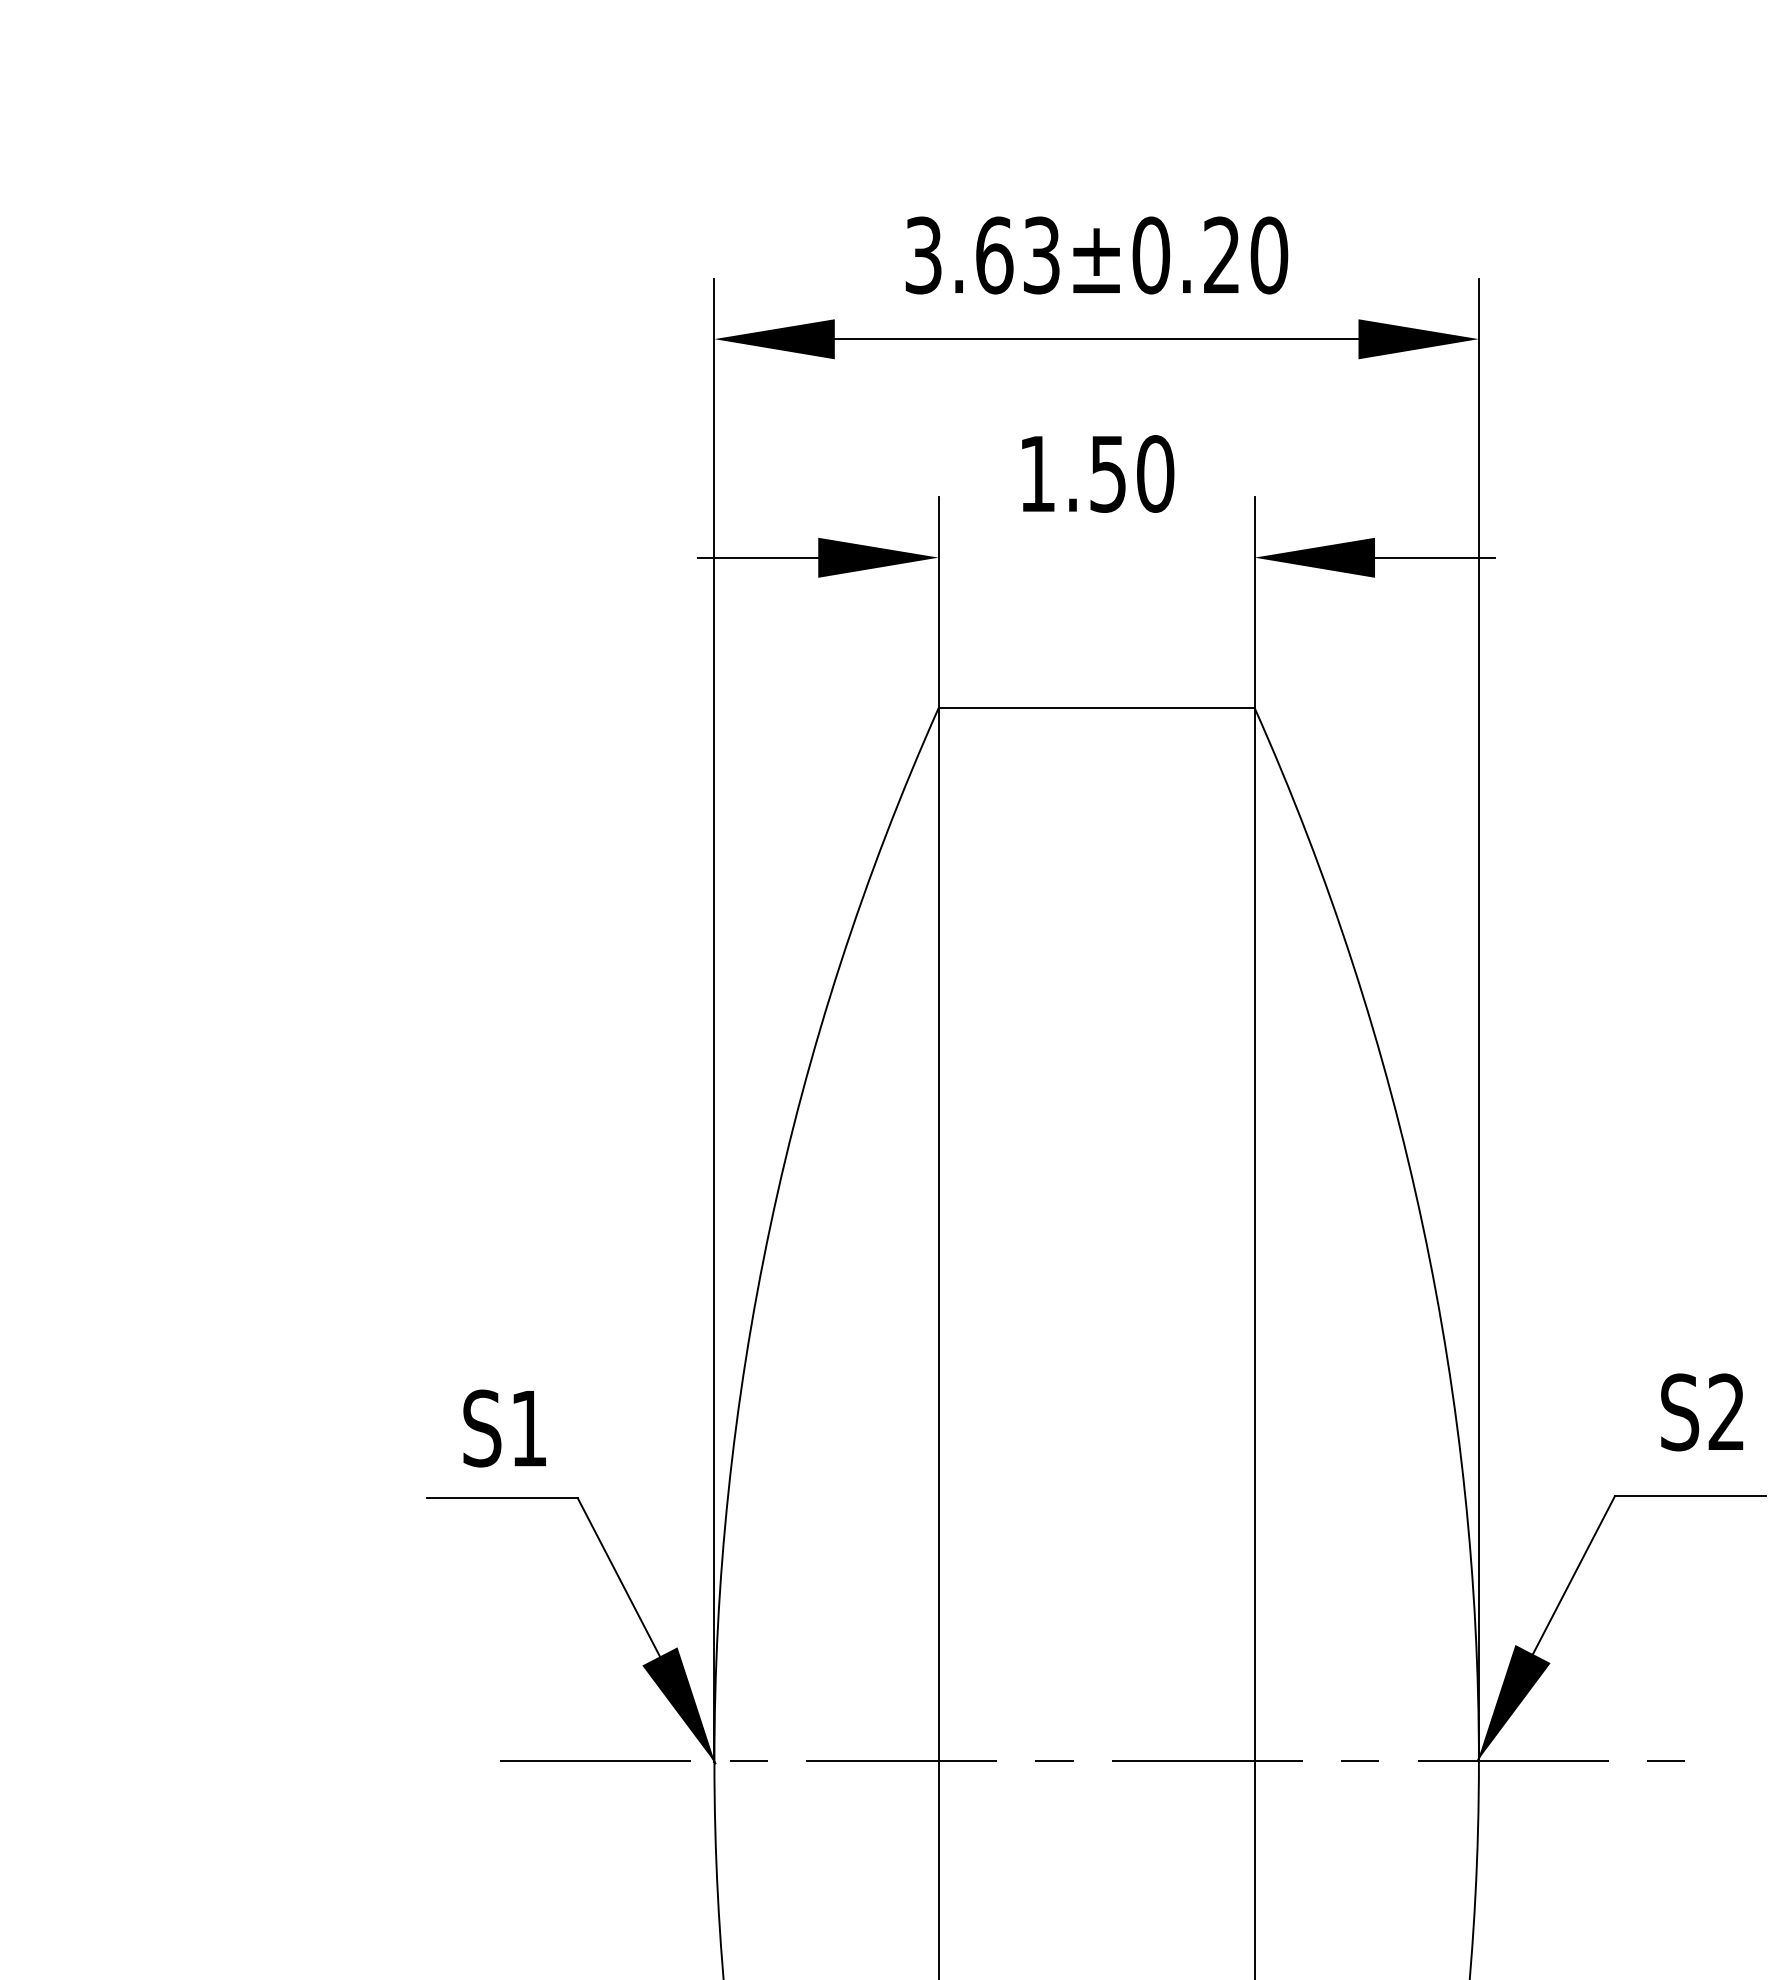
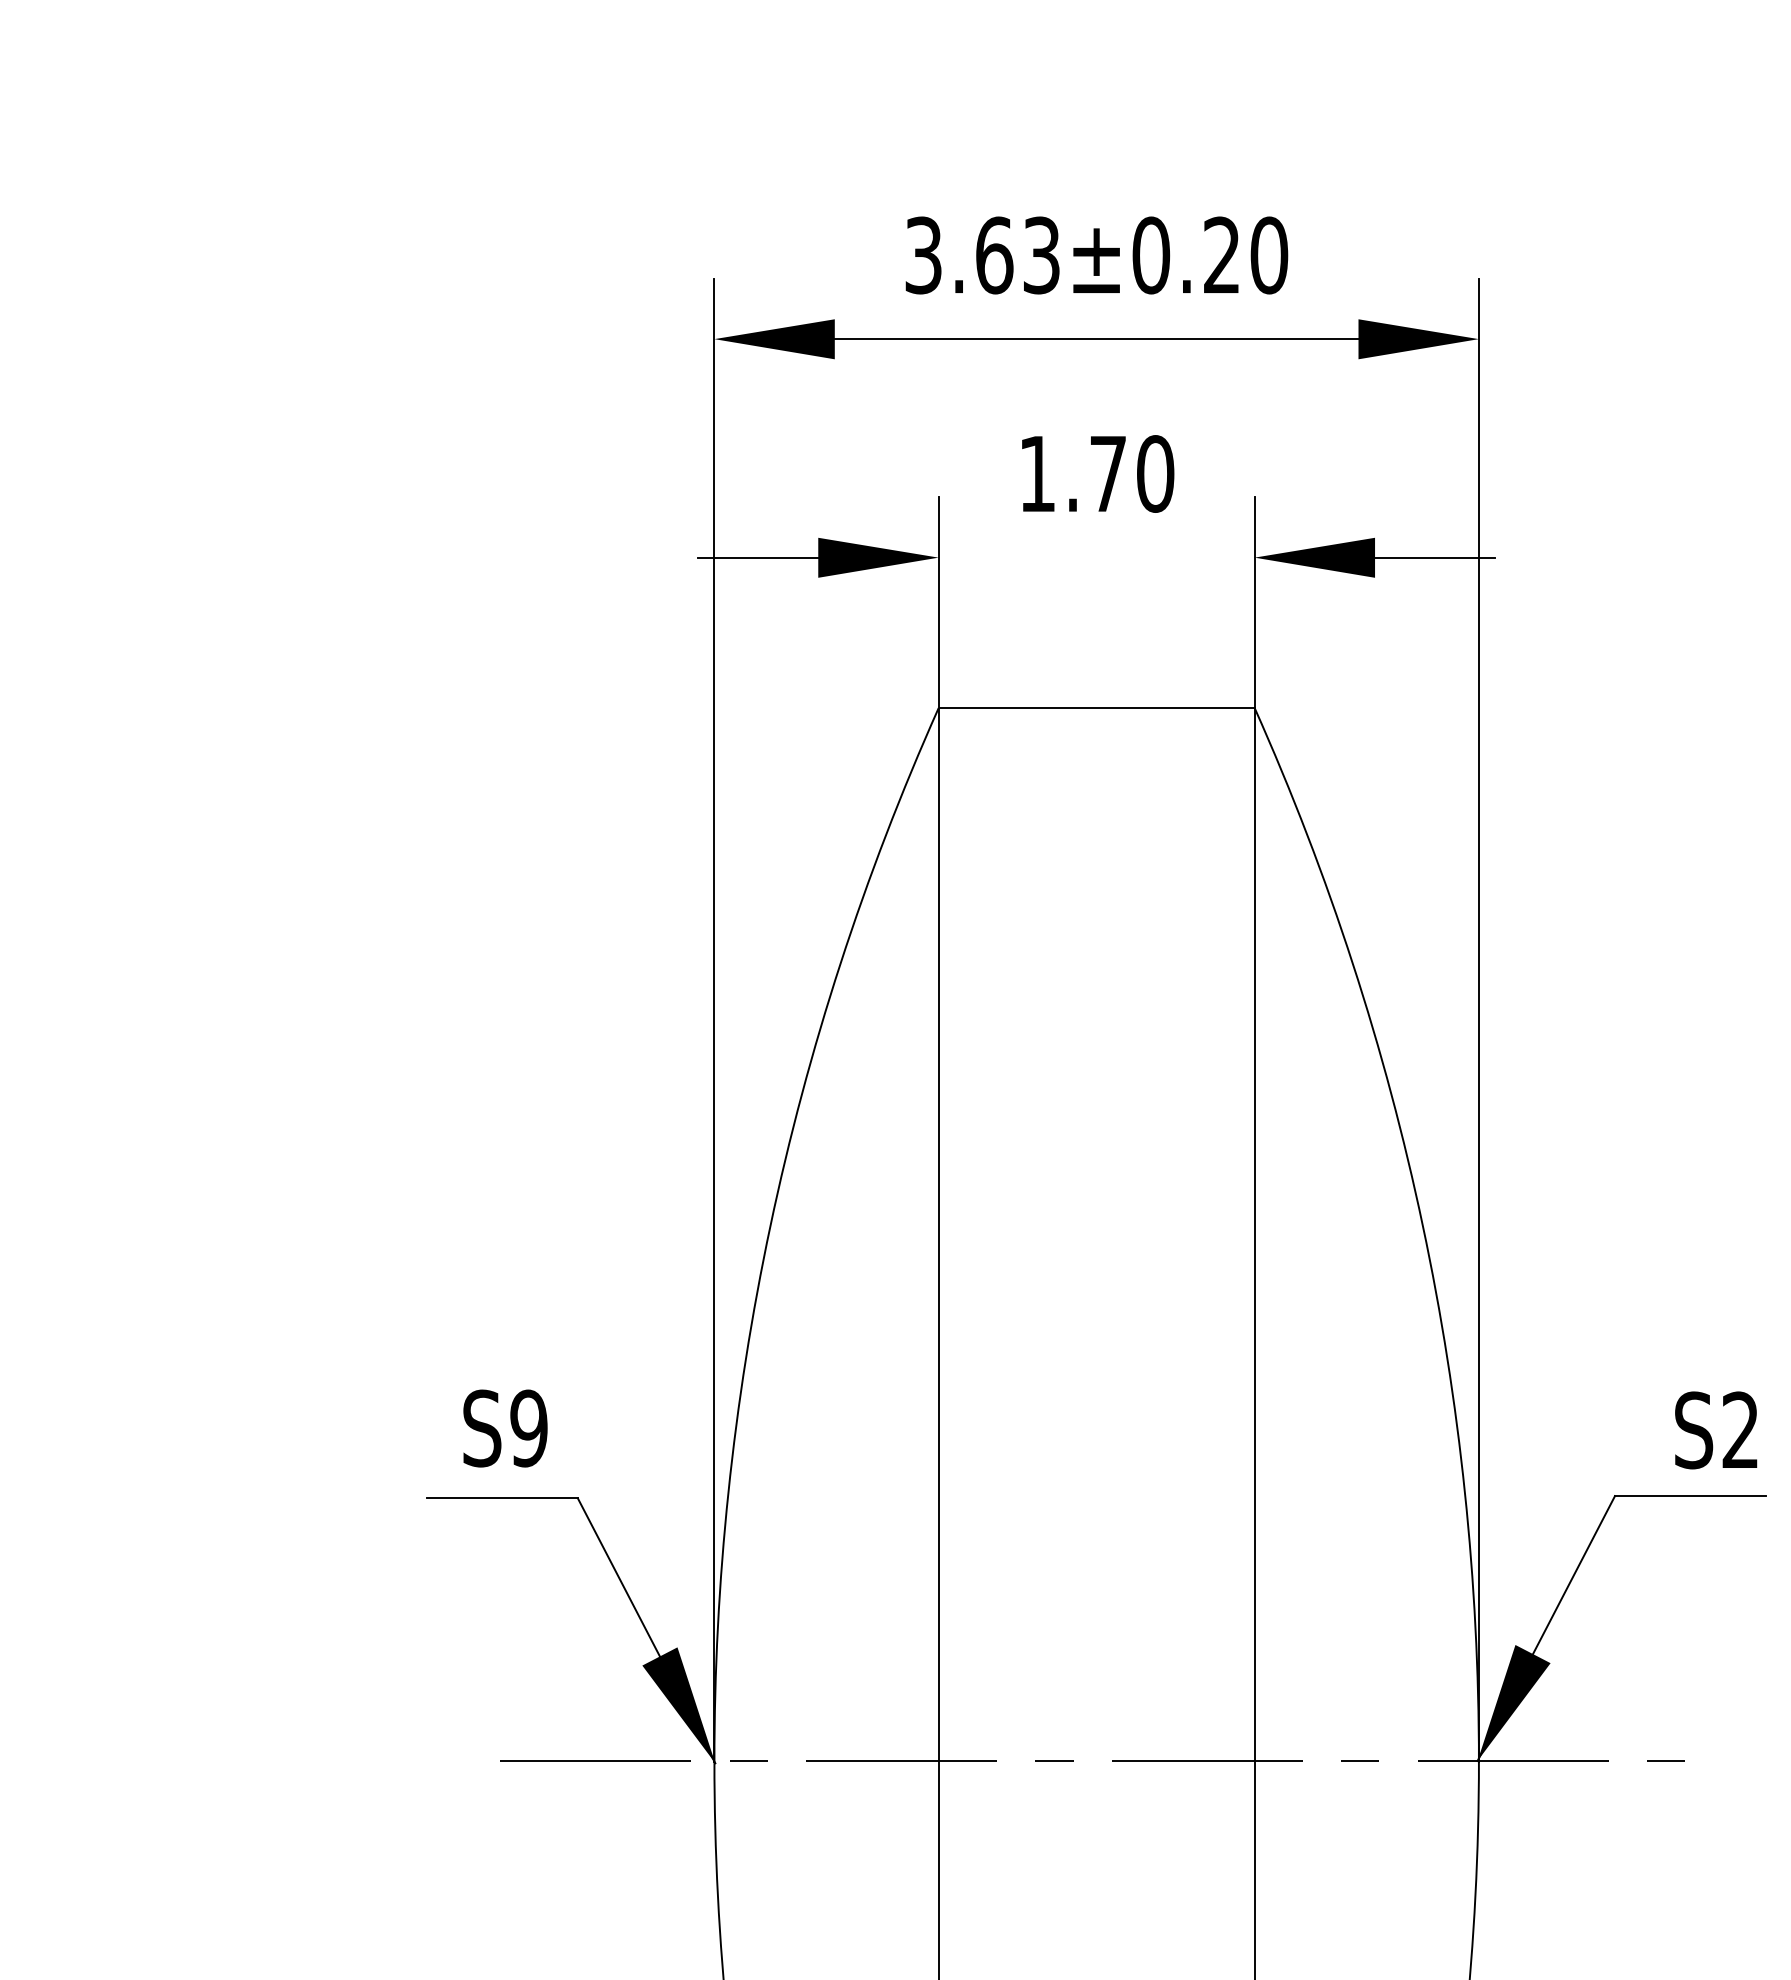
text: 1.50 -> 1.70 (1107, 474)
text position: (1702, 1412) -> (1716, 1430) (1716, 1430)
text: S1 -> S9 (528, 1428)
